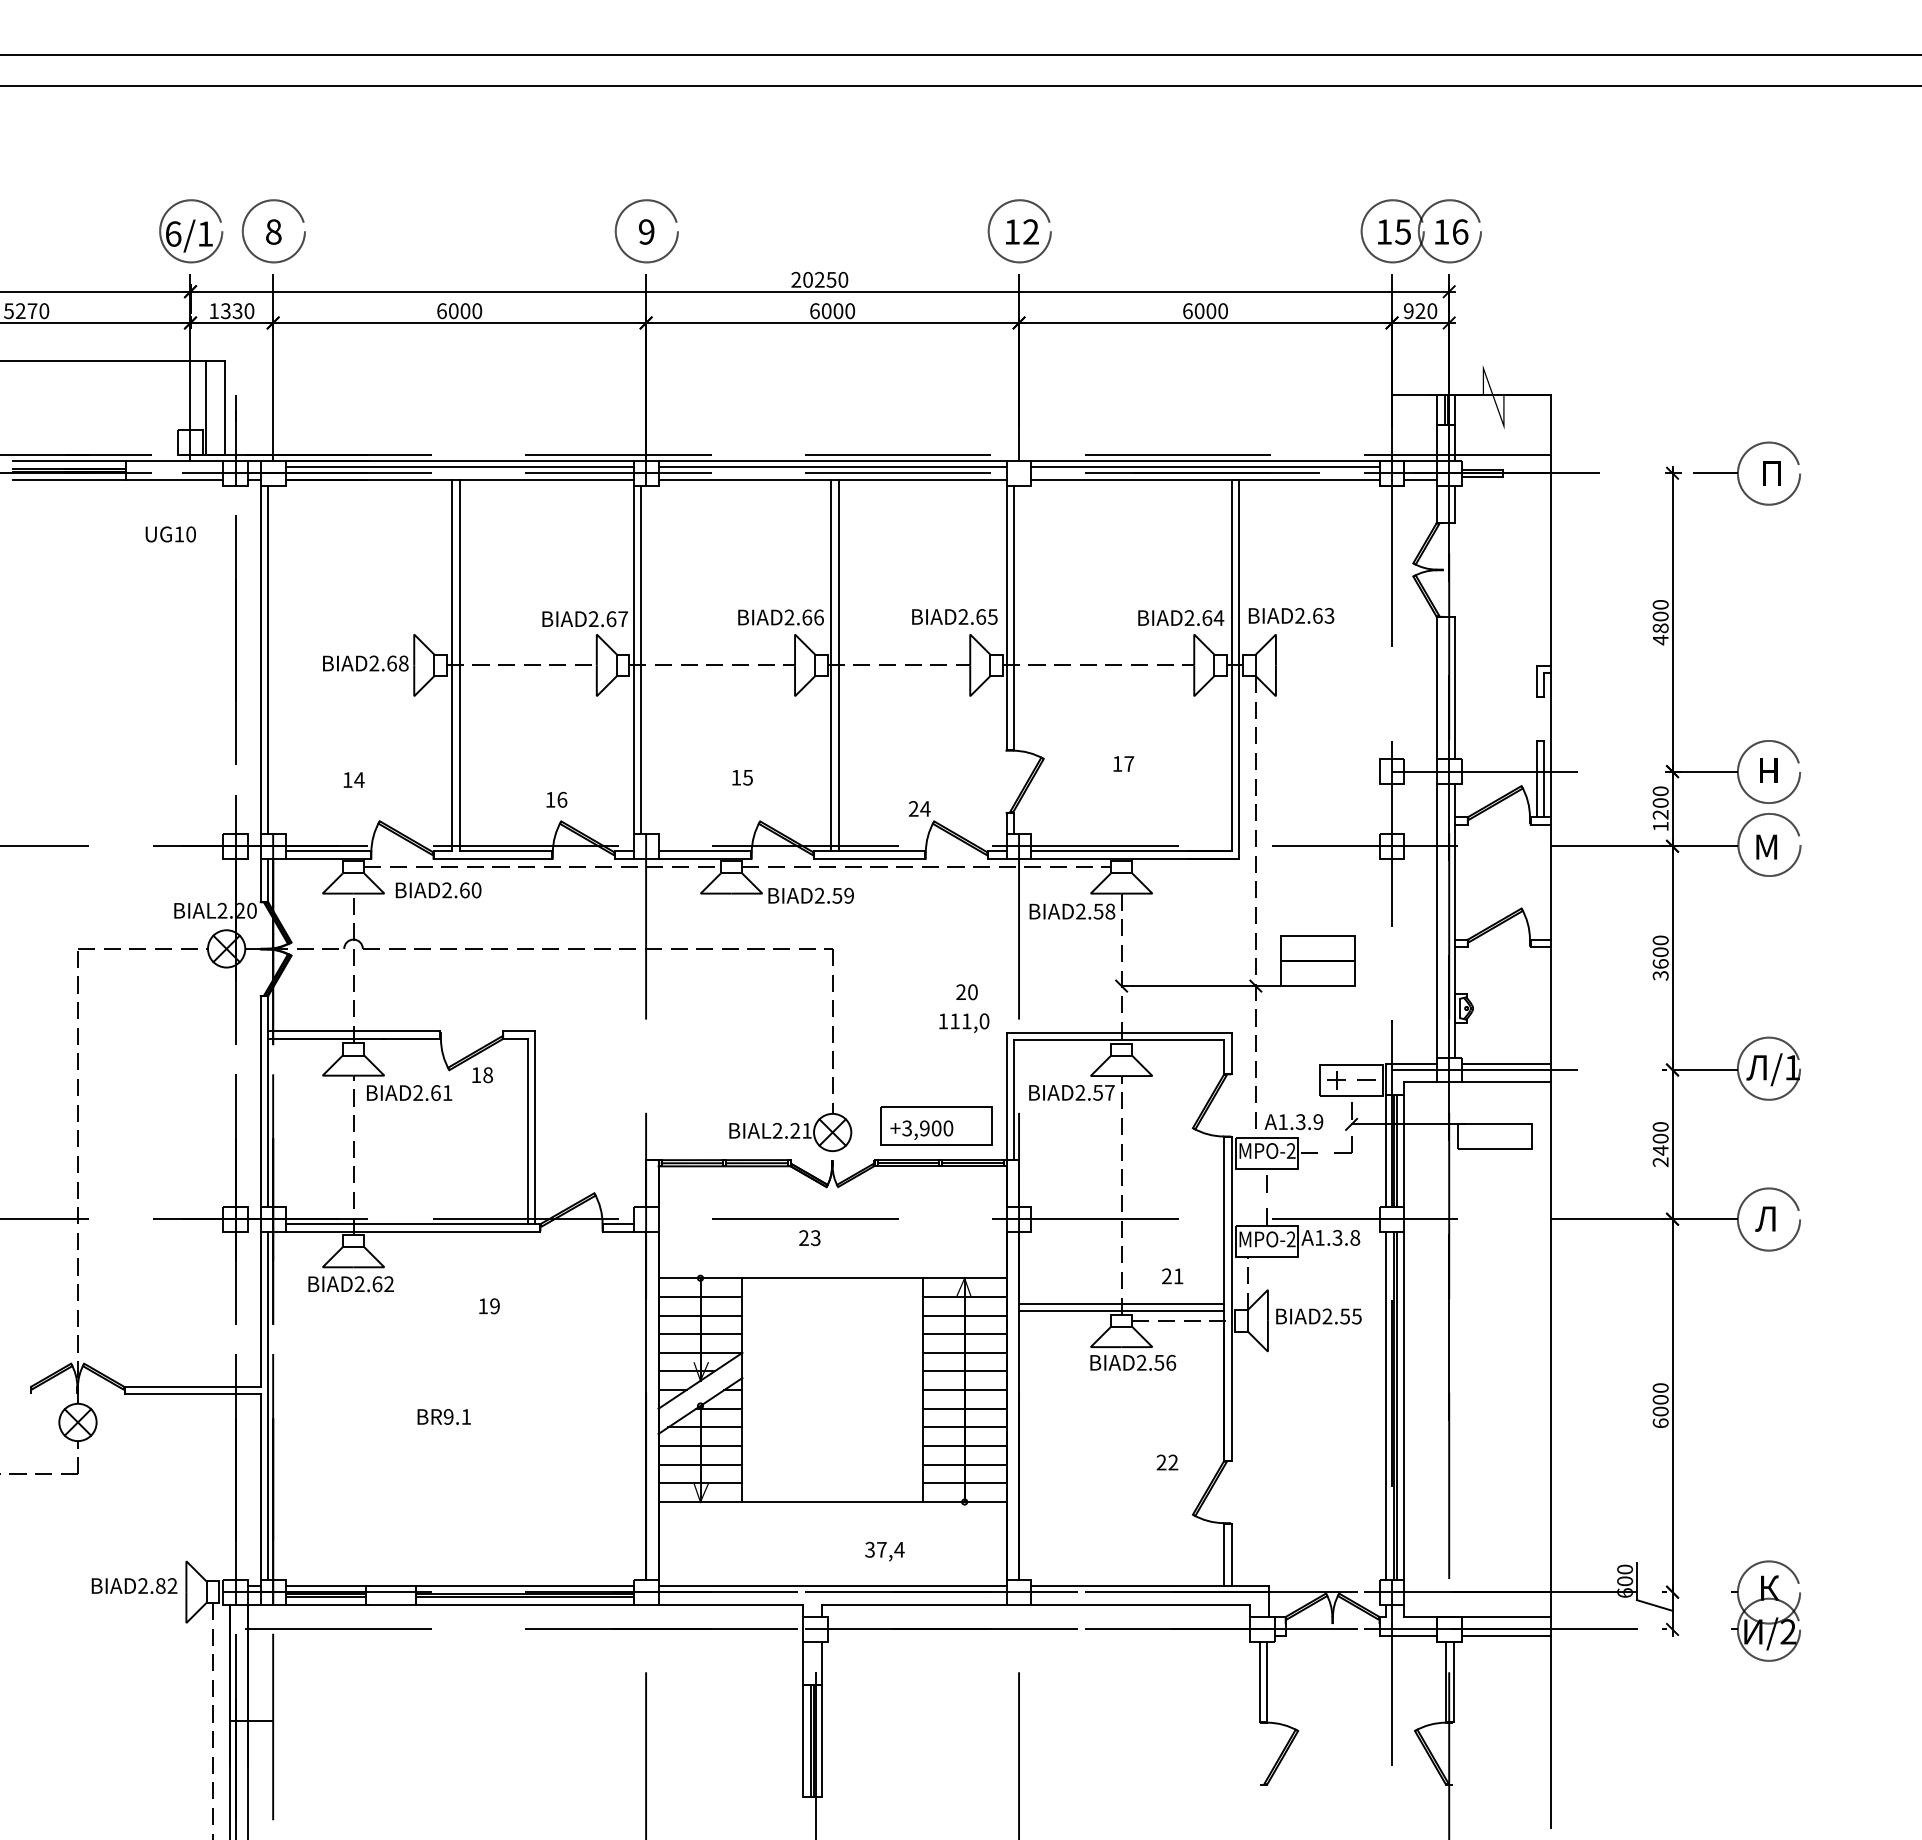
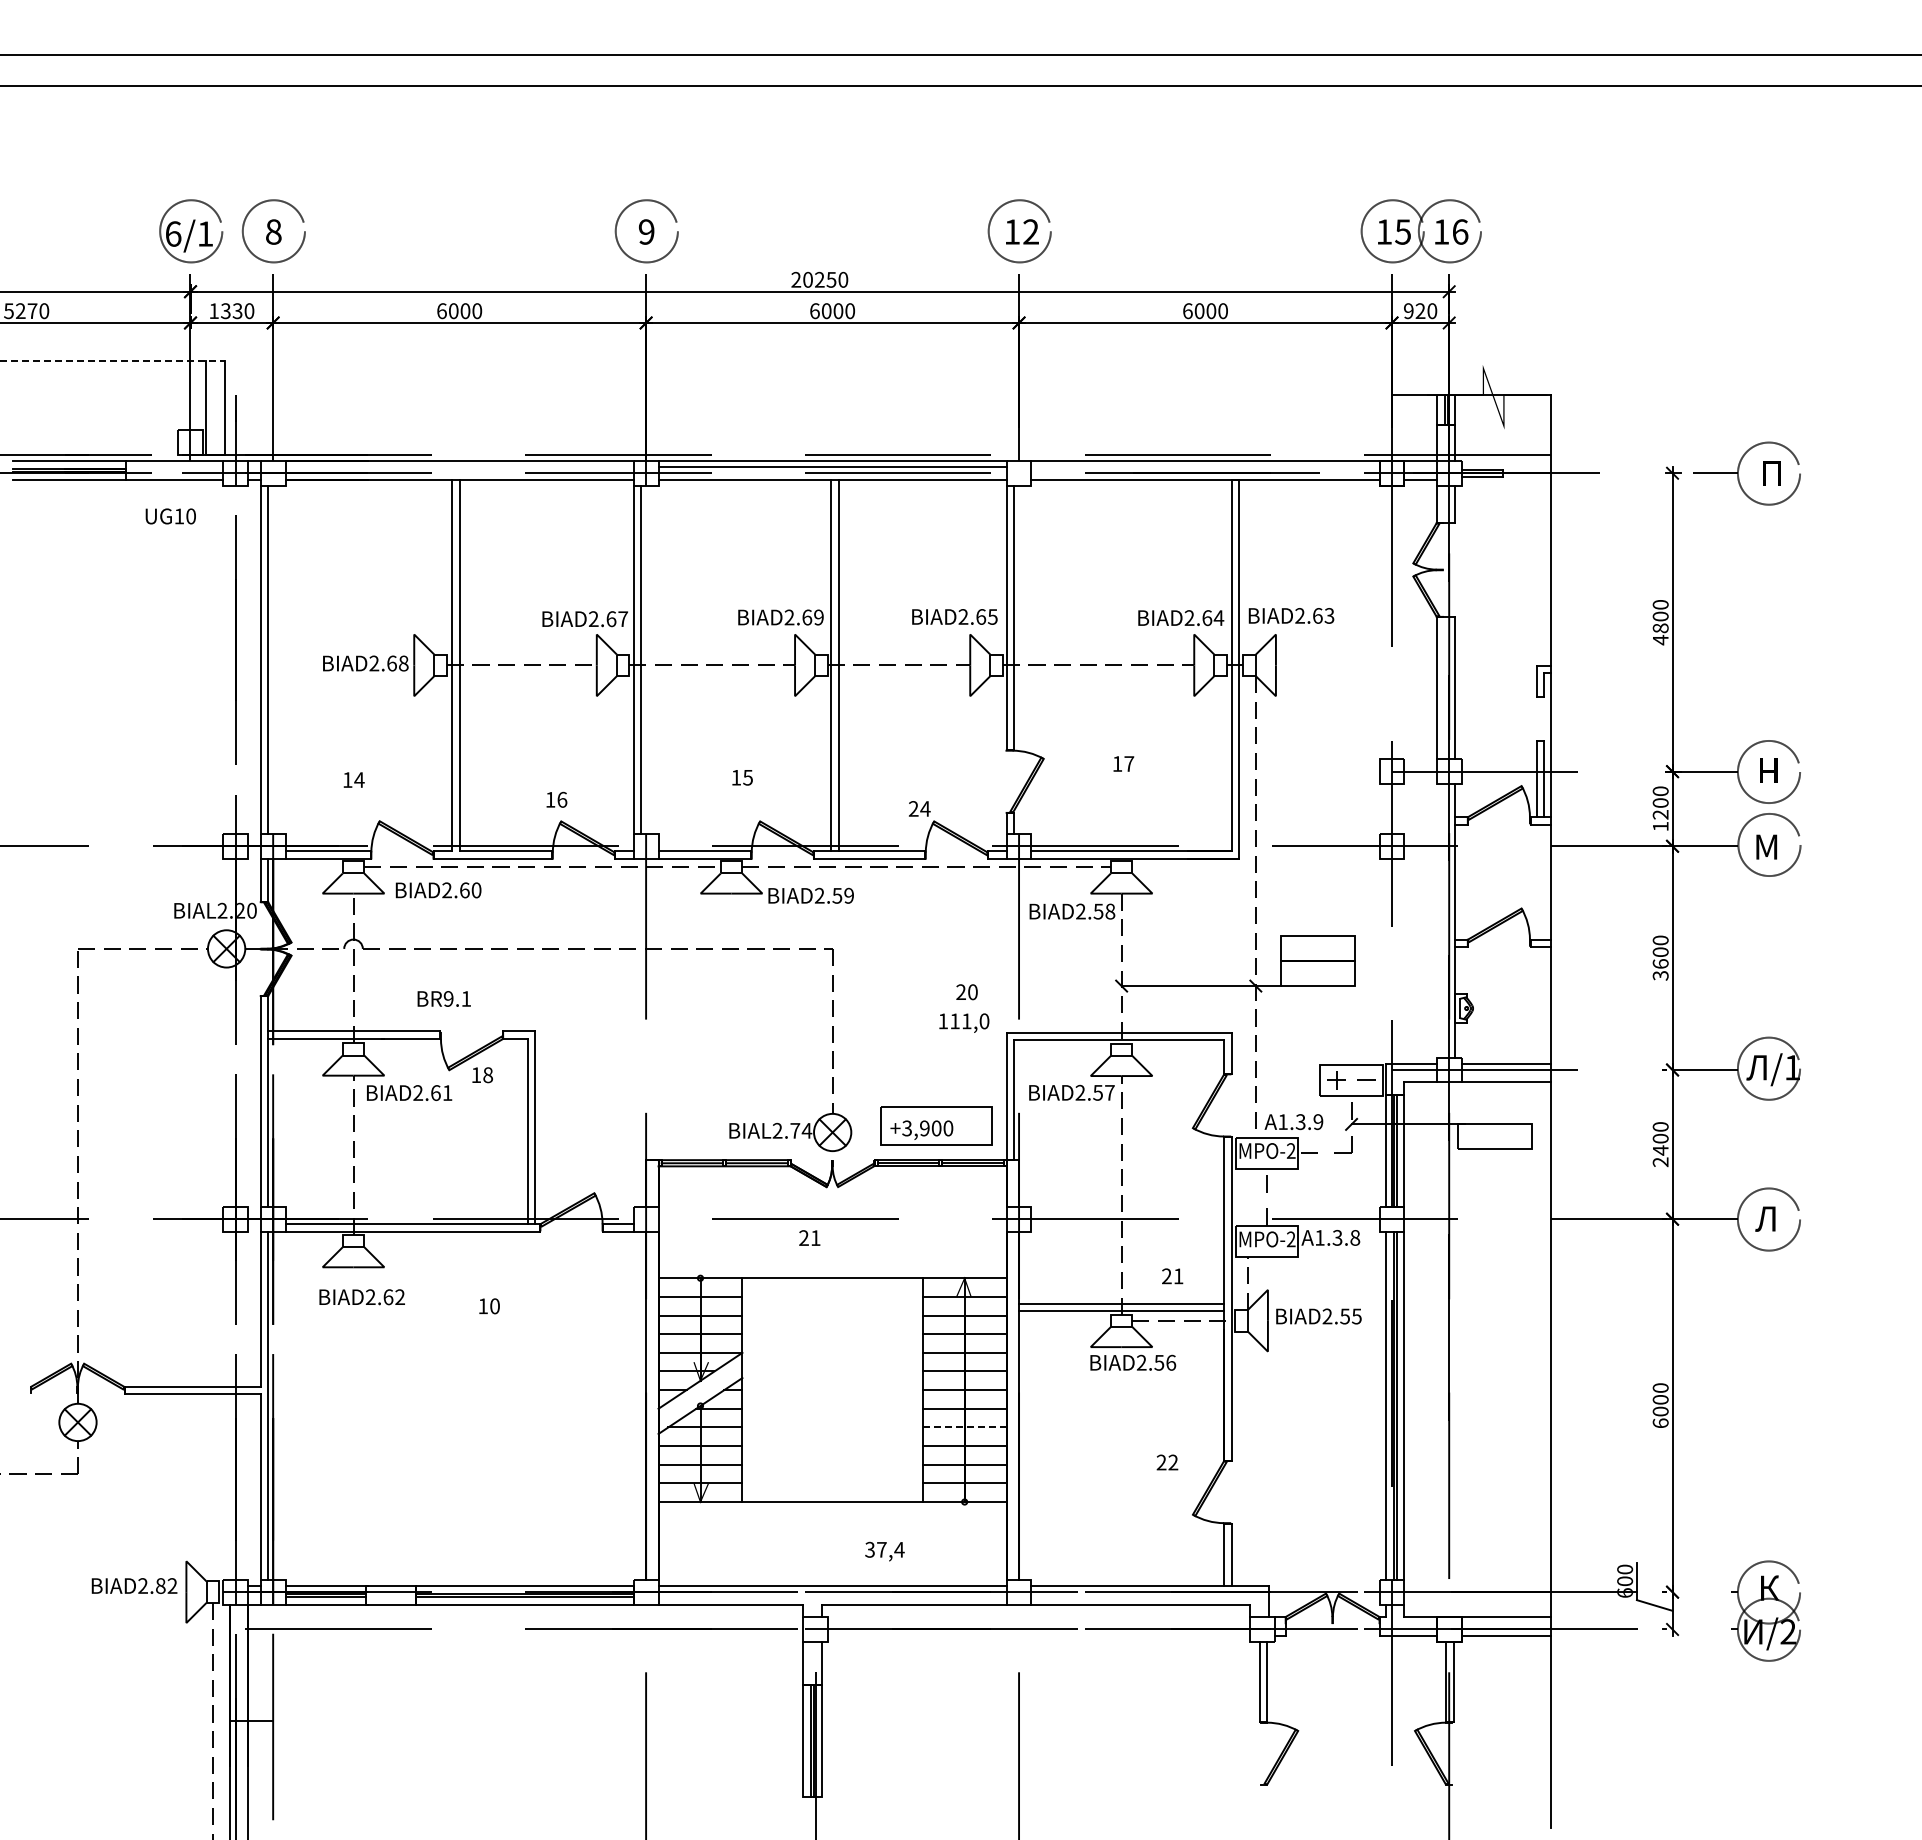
line: solid -> dashed (112, 361)
line: present -> none (459, 467)
line: present -> none (1205, 467)
text position: (170, 534) -> (170, 516) (170, 516)
text: BIAD2.66 -> BIAD2.69 (818, 617)
line: present -> none (1436, 920)
text: BIAL2.21 -> BIAL2.74 (801, 1130)
text: 23 -> 21 (815, 1238)
text position: (350, 1284) -> (361, 1297) (361, 1297)
text: 19 -> 10 (494, 1306)
text position: (443, 1416) -> (443, 998) (443, 998)
line: solid -> dashed (964, 1427)
